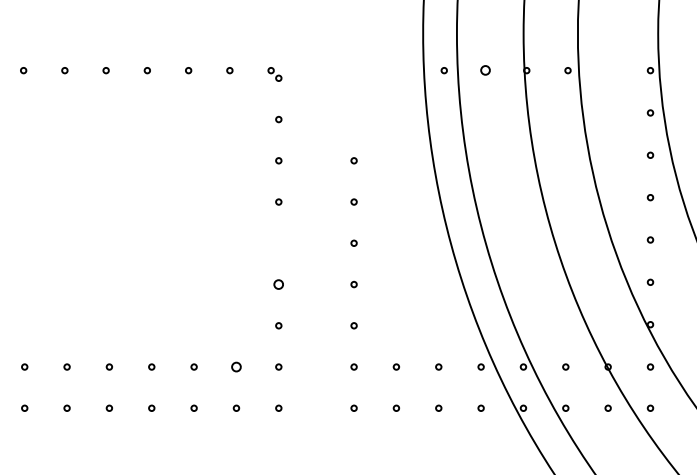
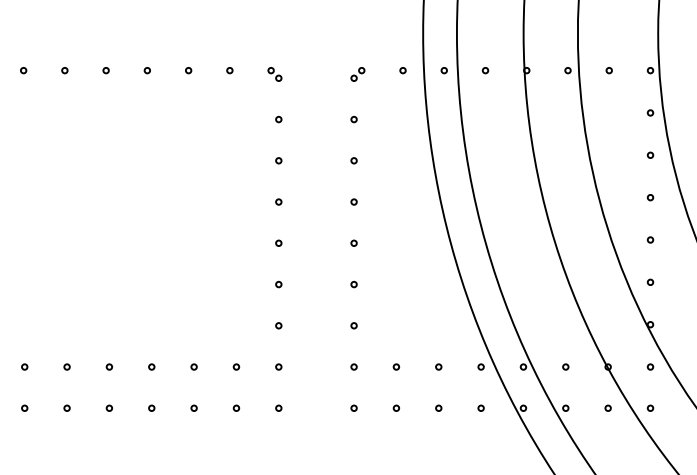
circle: none -> present (402, 70)
circle size: 11x11 px -> 9x8 px (485, 70)
circle: none -> present (608, 70)
part: none -> present (357, 74)
circle: none -> present (353, 119)
circle: none -> present (278, 242)
circle size: 11x11 px -> 8x9 px (278, 284)
circle size: 11x12 px -> 9x8 px (236, 366)
